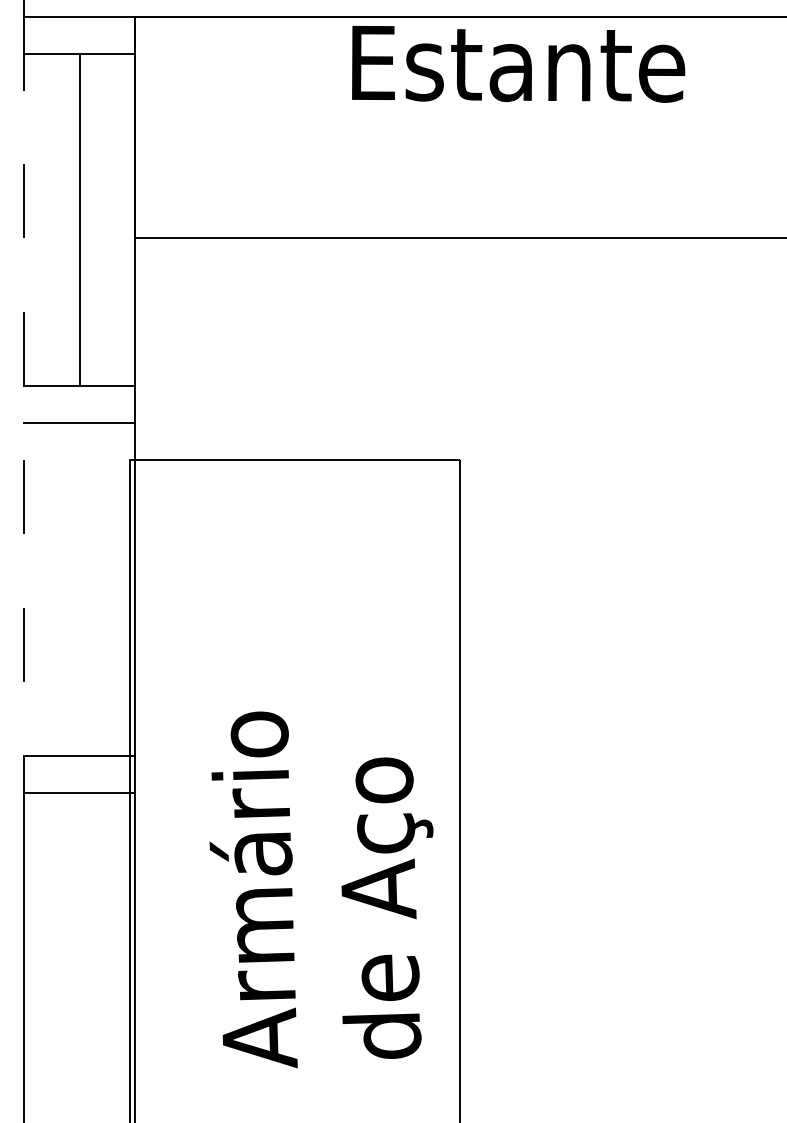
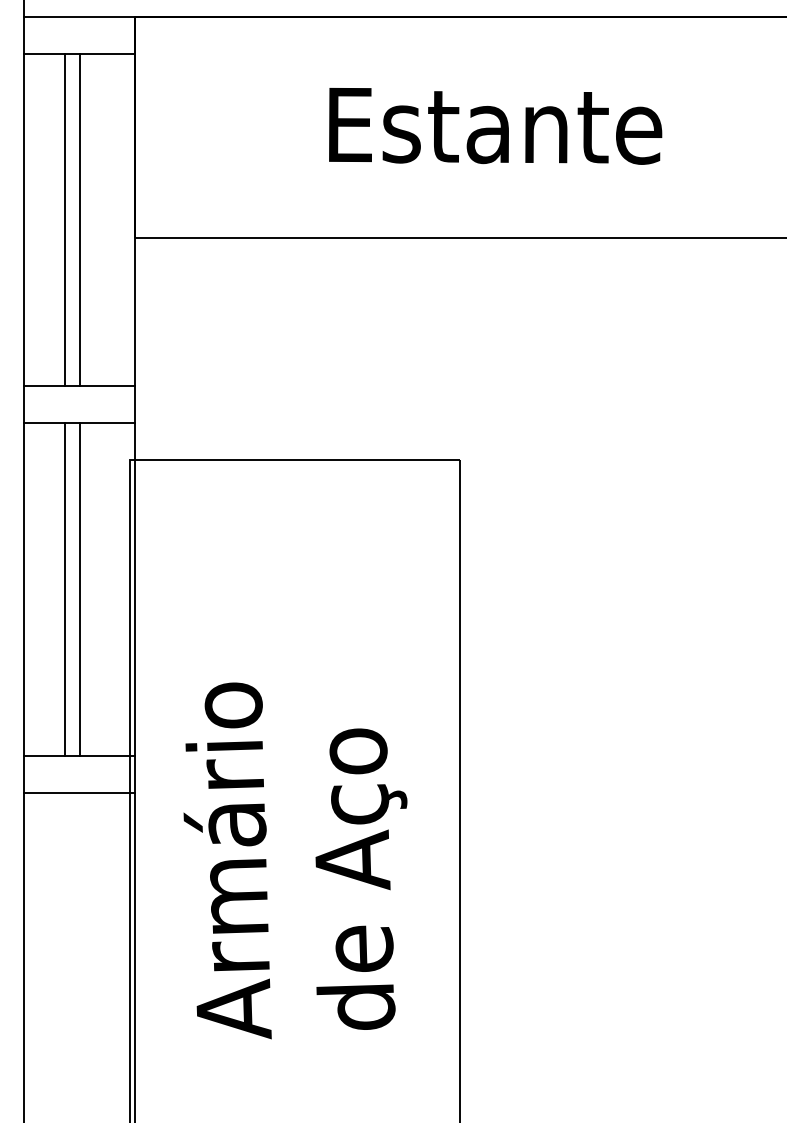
text position: (518, 64) -> (495, 126) (495, 126)
line: none -> present (64, 219)
line: dashed -> solid (24, 405)
line: none -> present (64, 589)
line: none -> present (79, 589)
text position: (321, 889) -> (295, 860) (295, 860)
